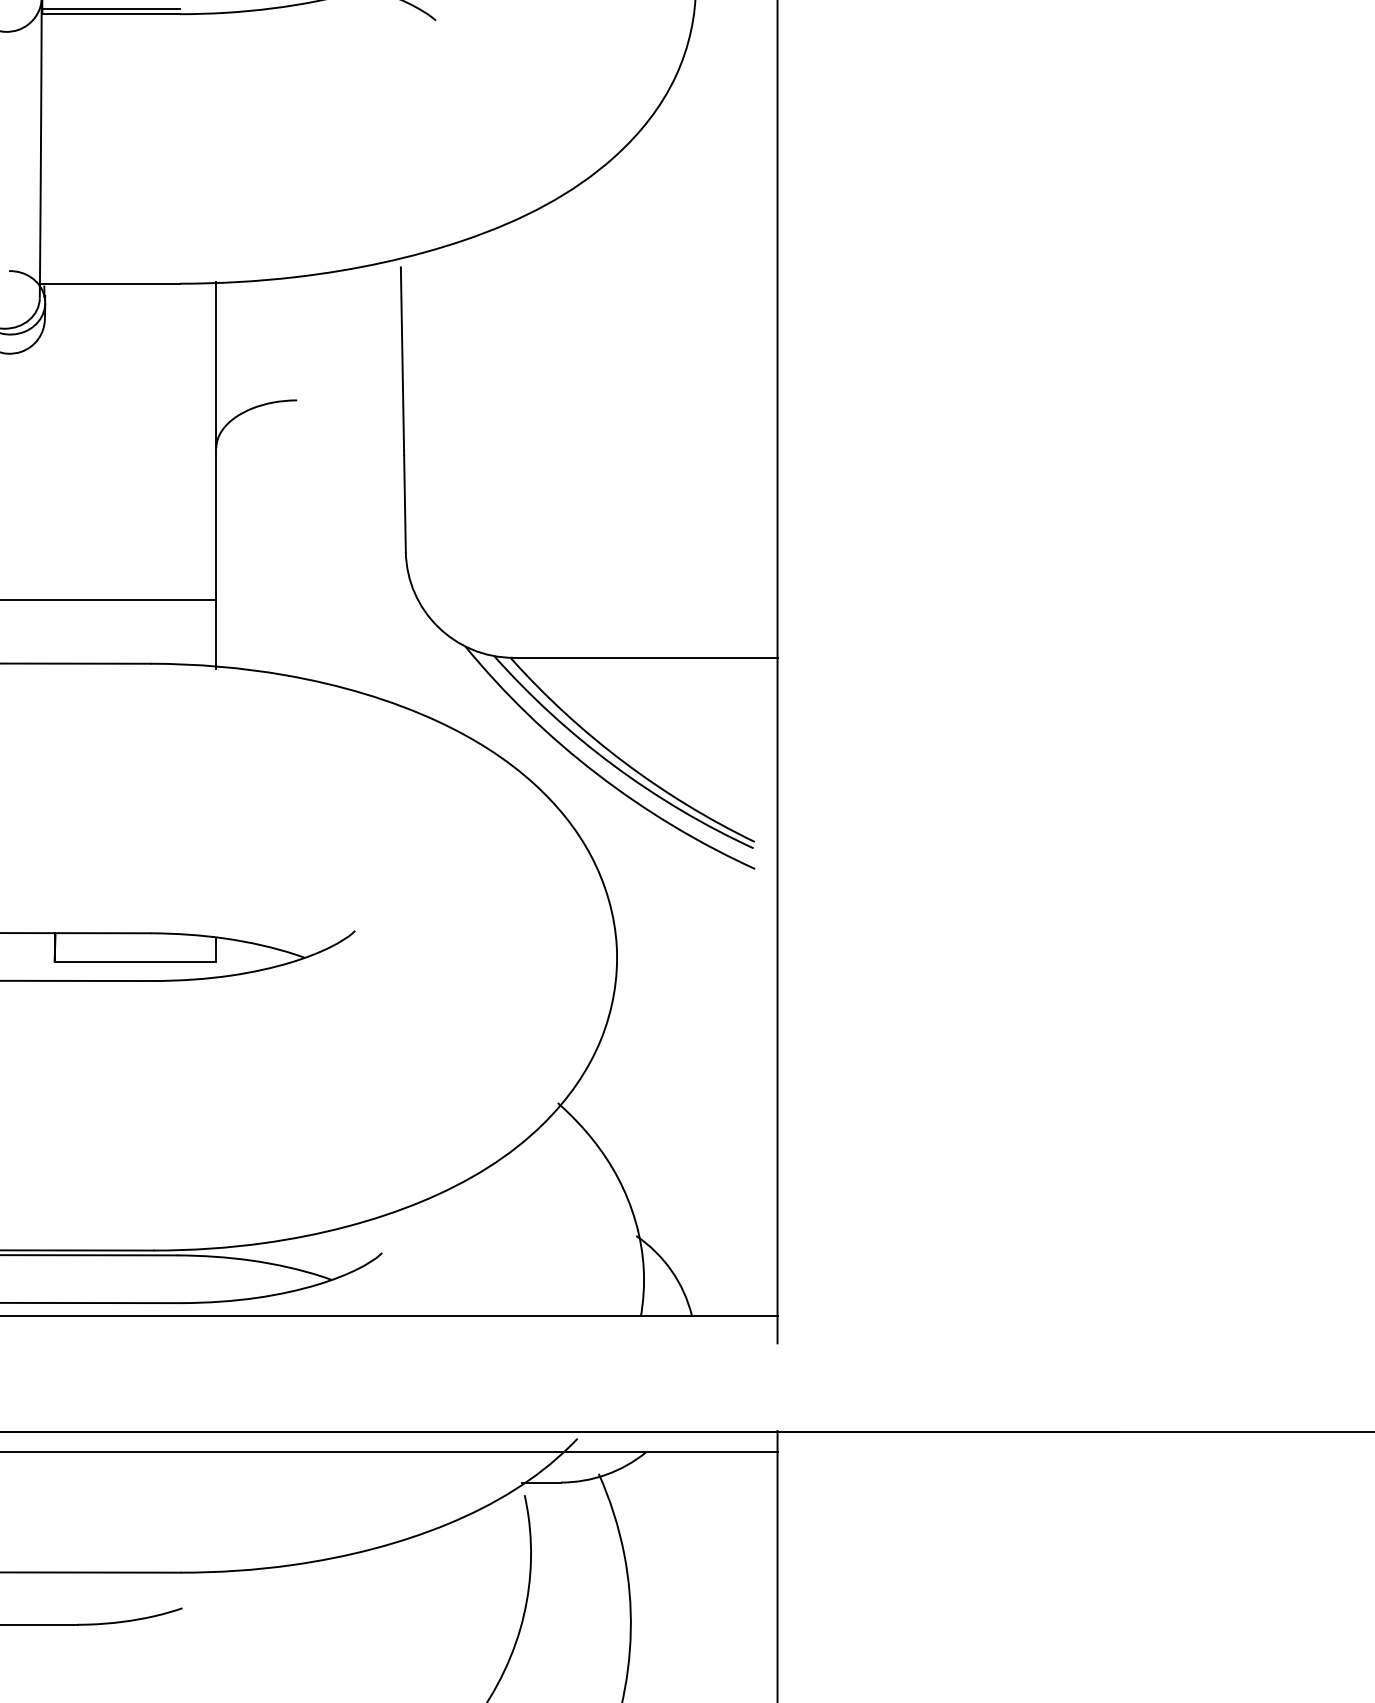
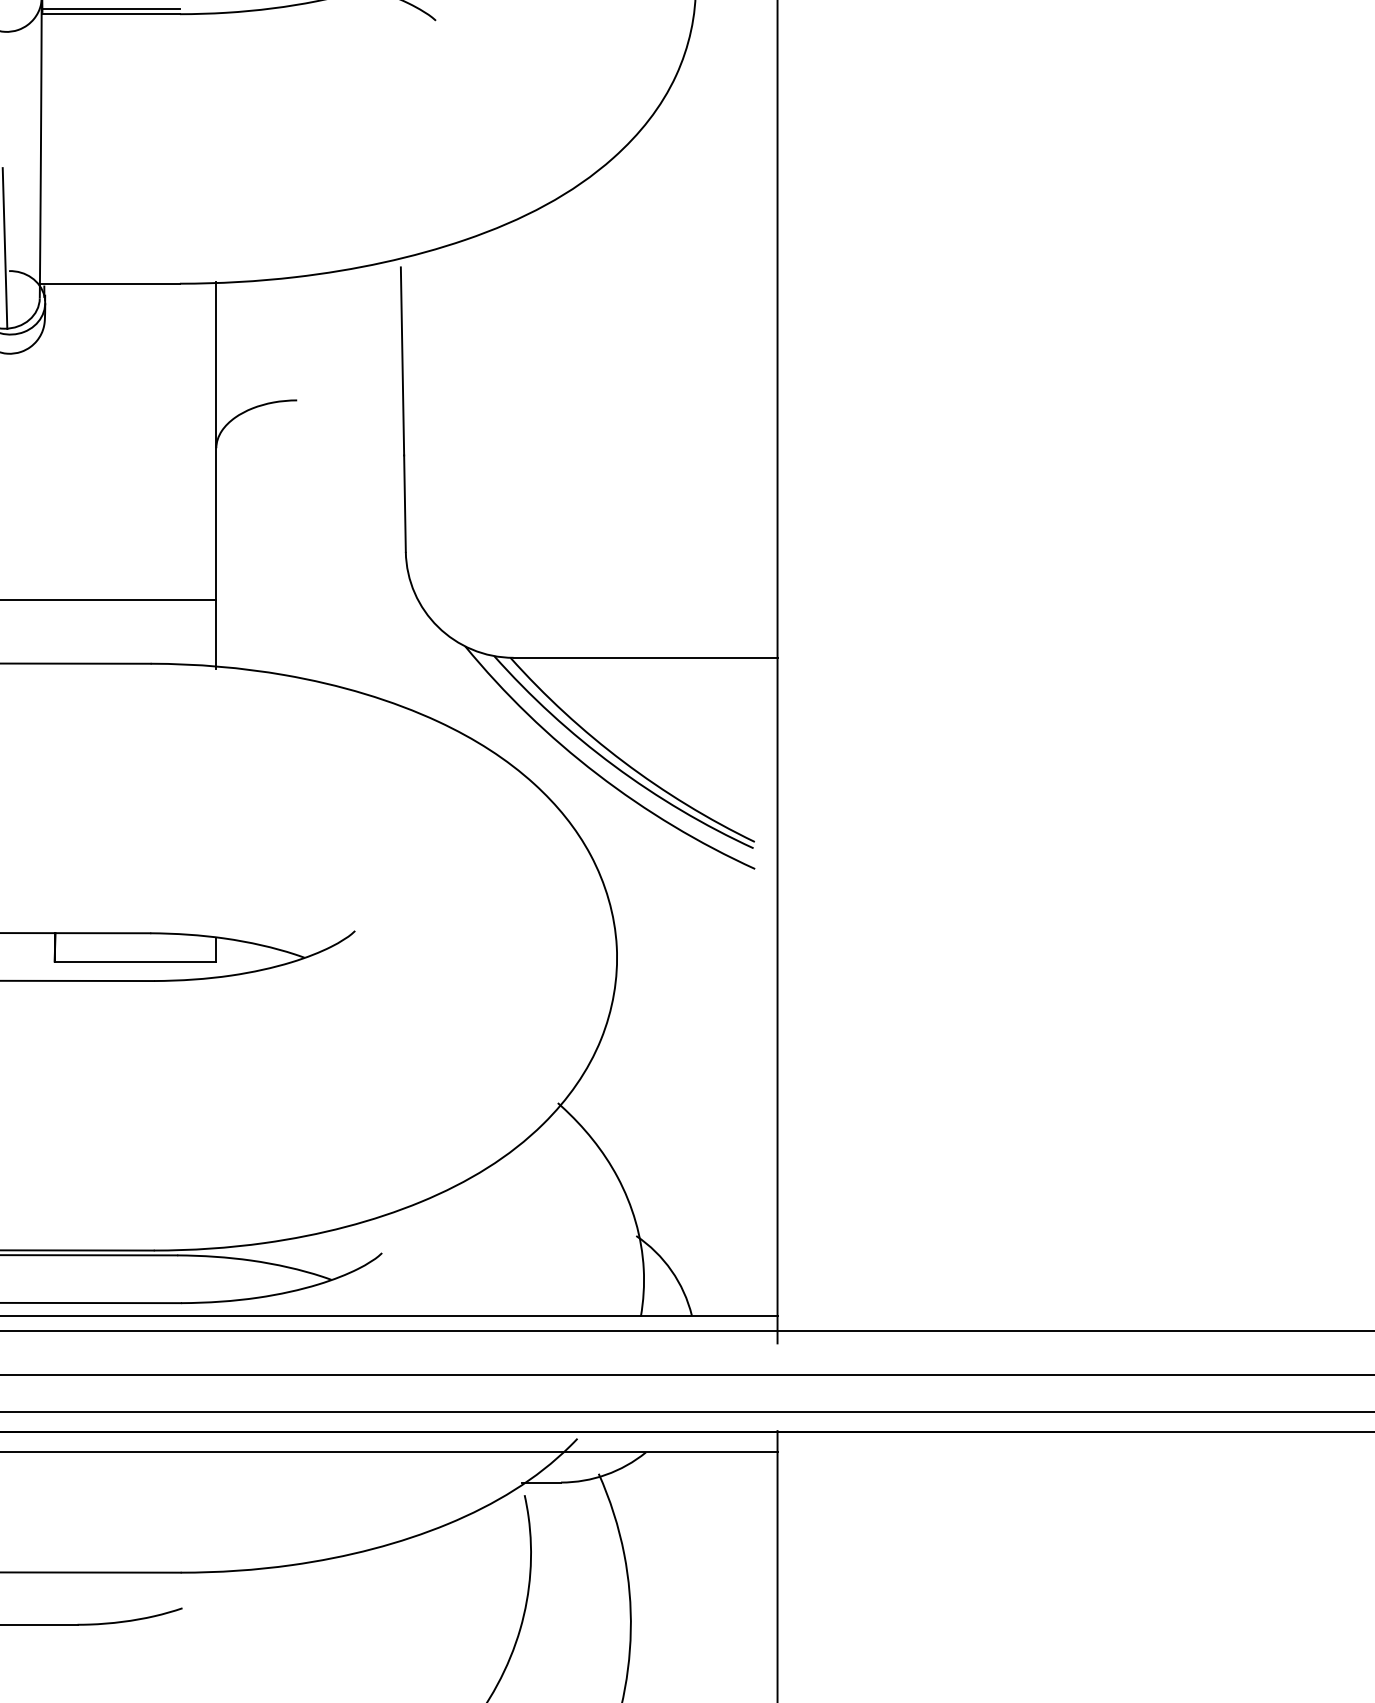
line: none -> present (4, 248)
line: none -> present (686, 1331)
line: none -> present (686, 1374)
line: none -> present (686, 1411)
